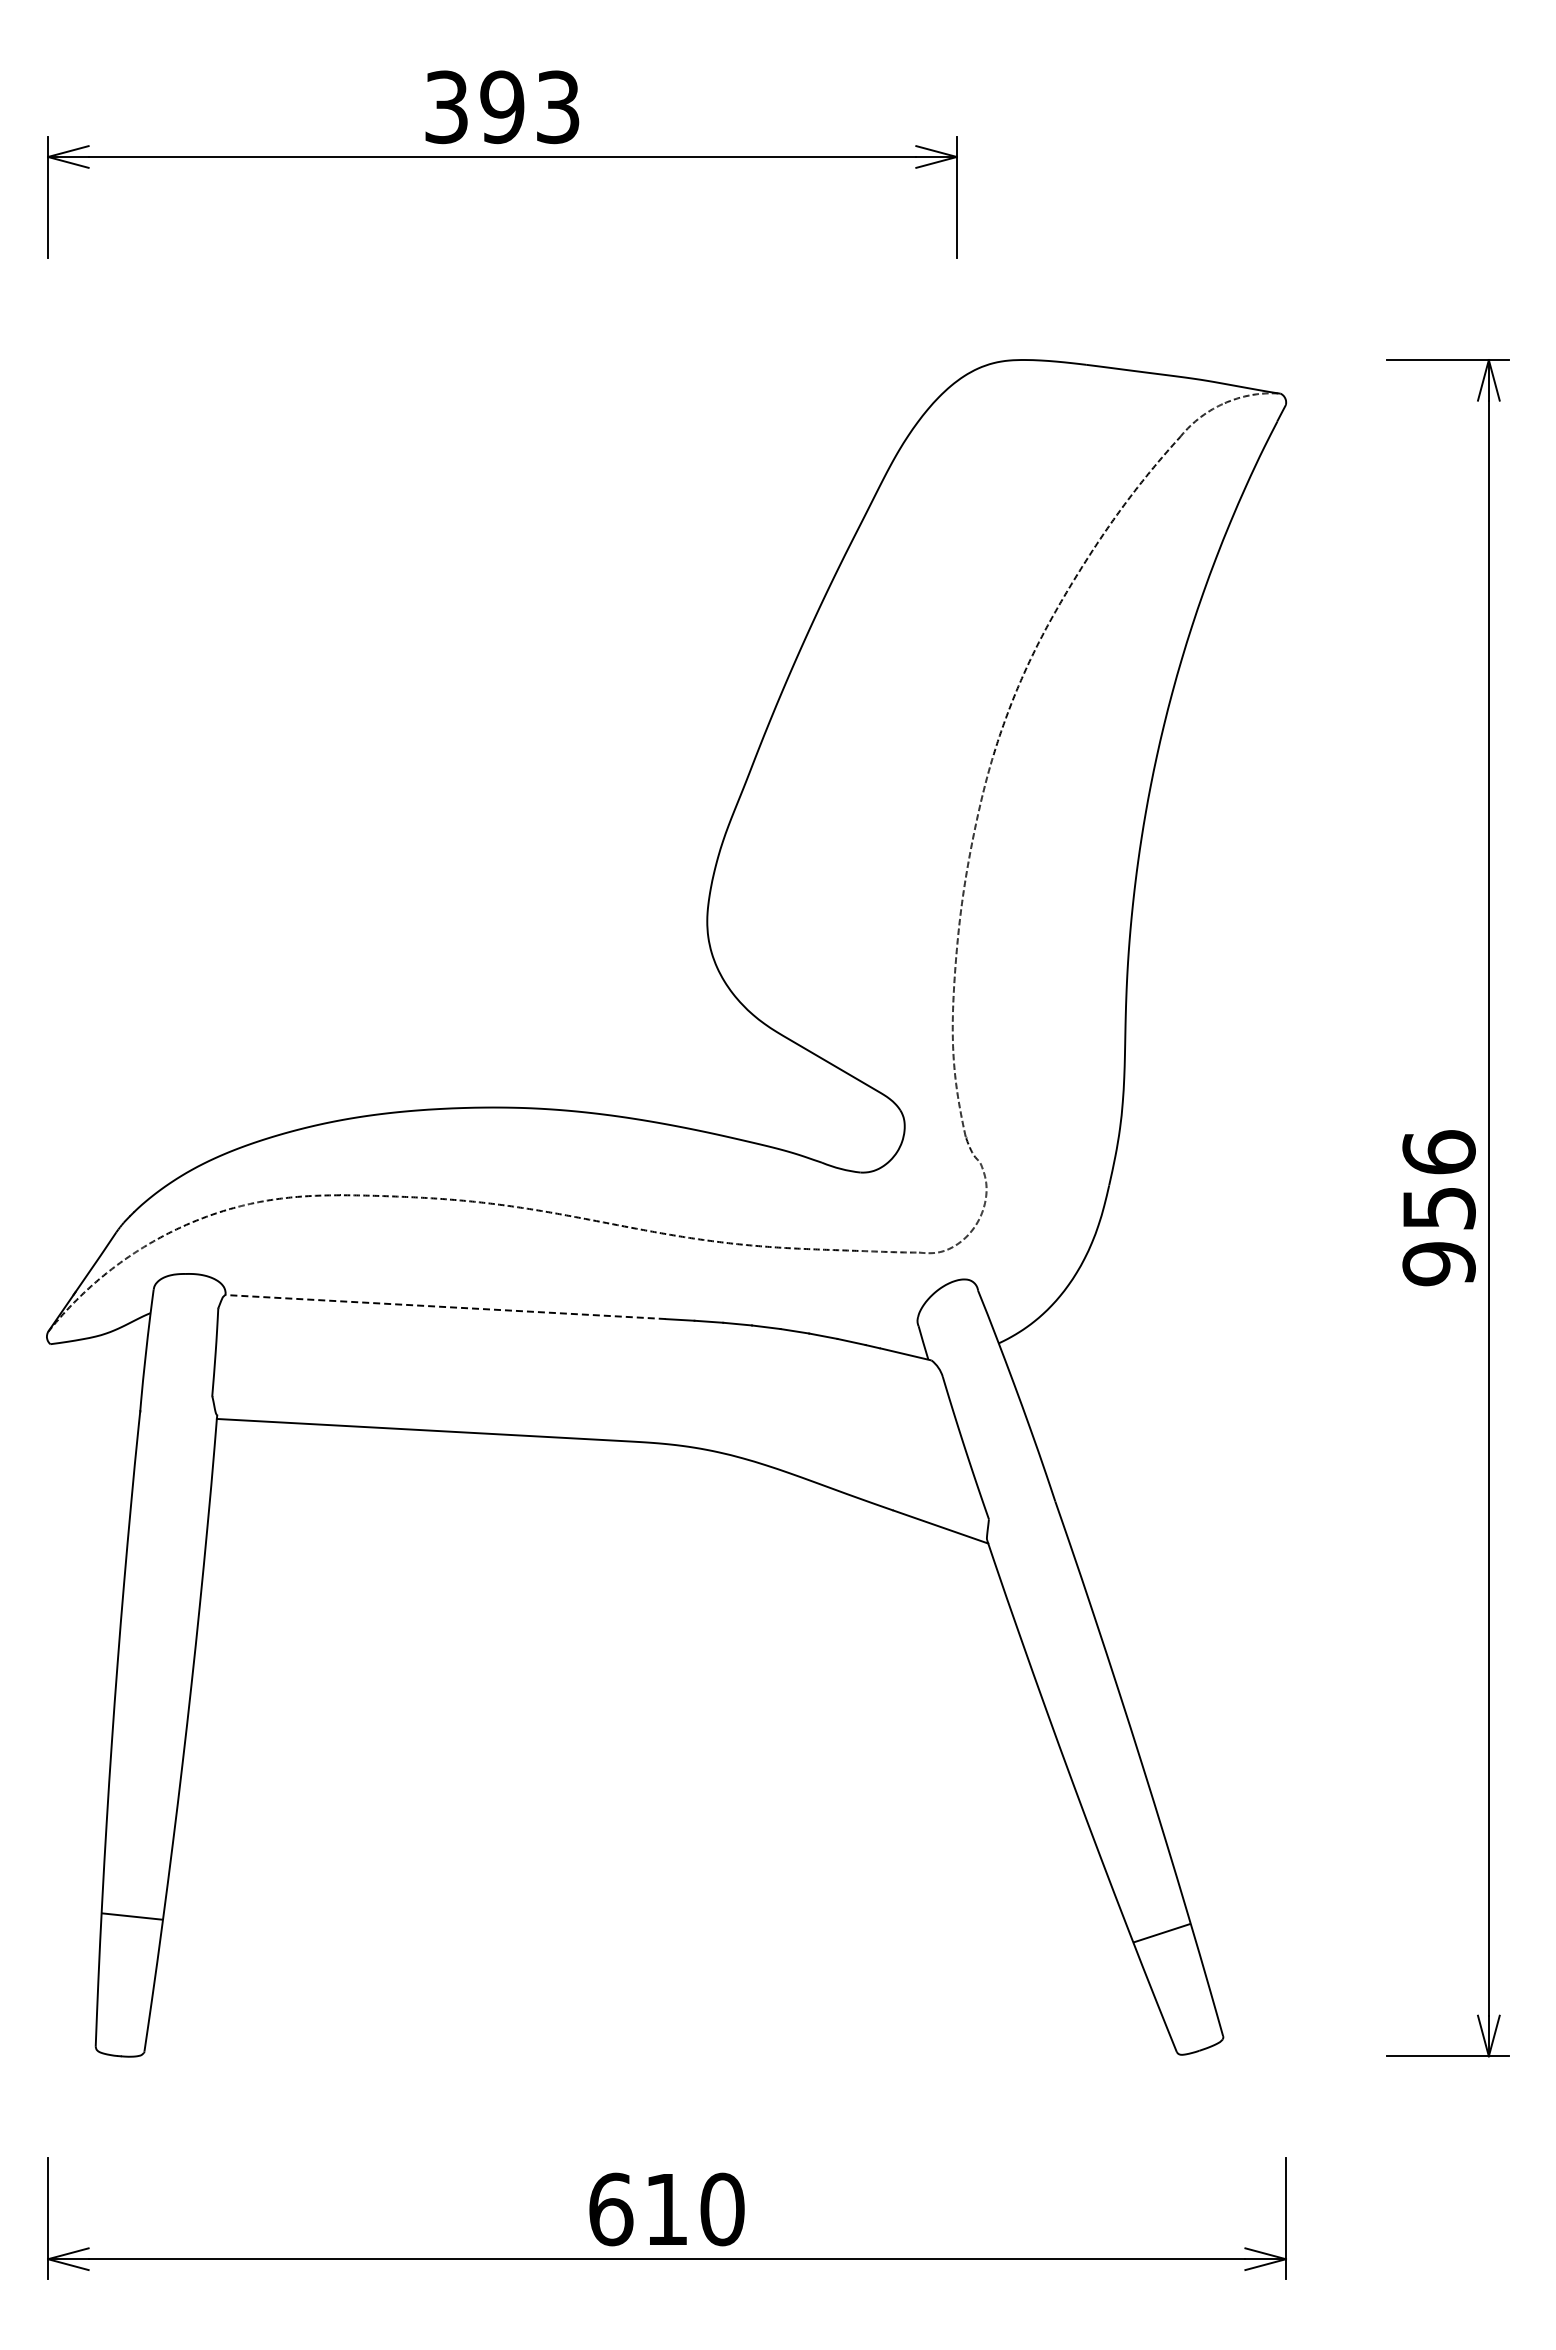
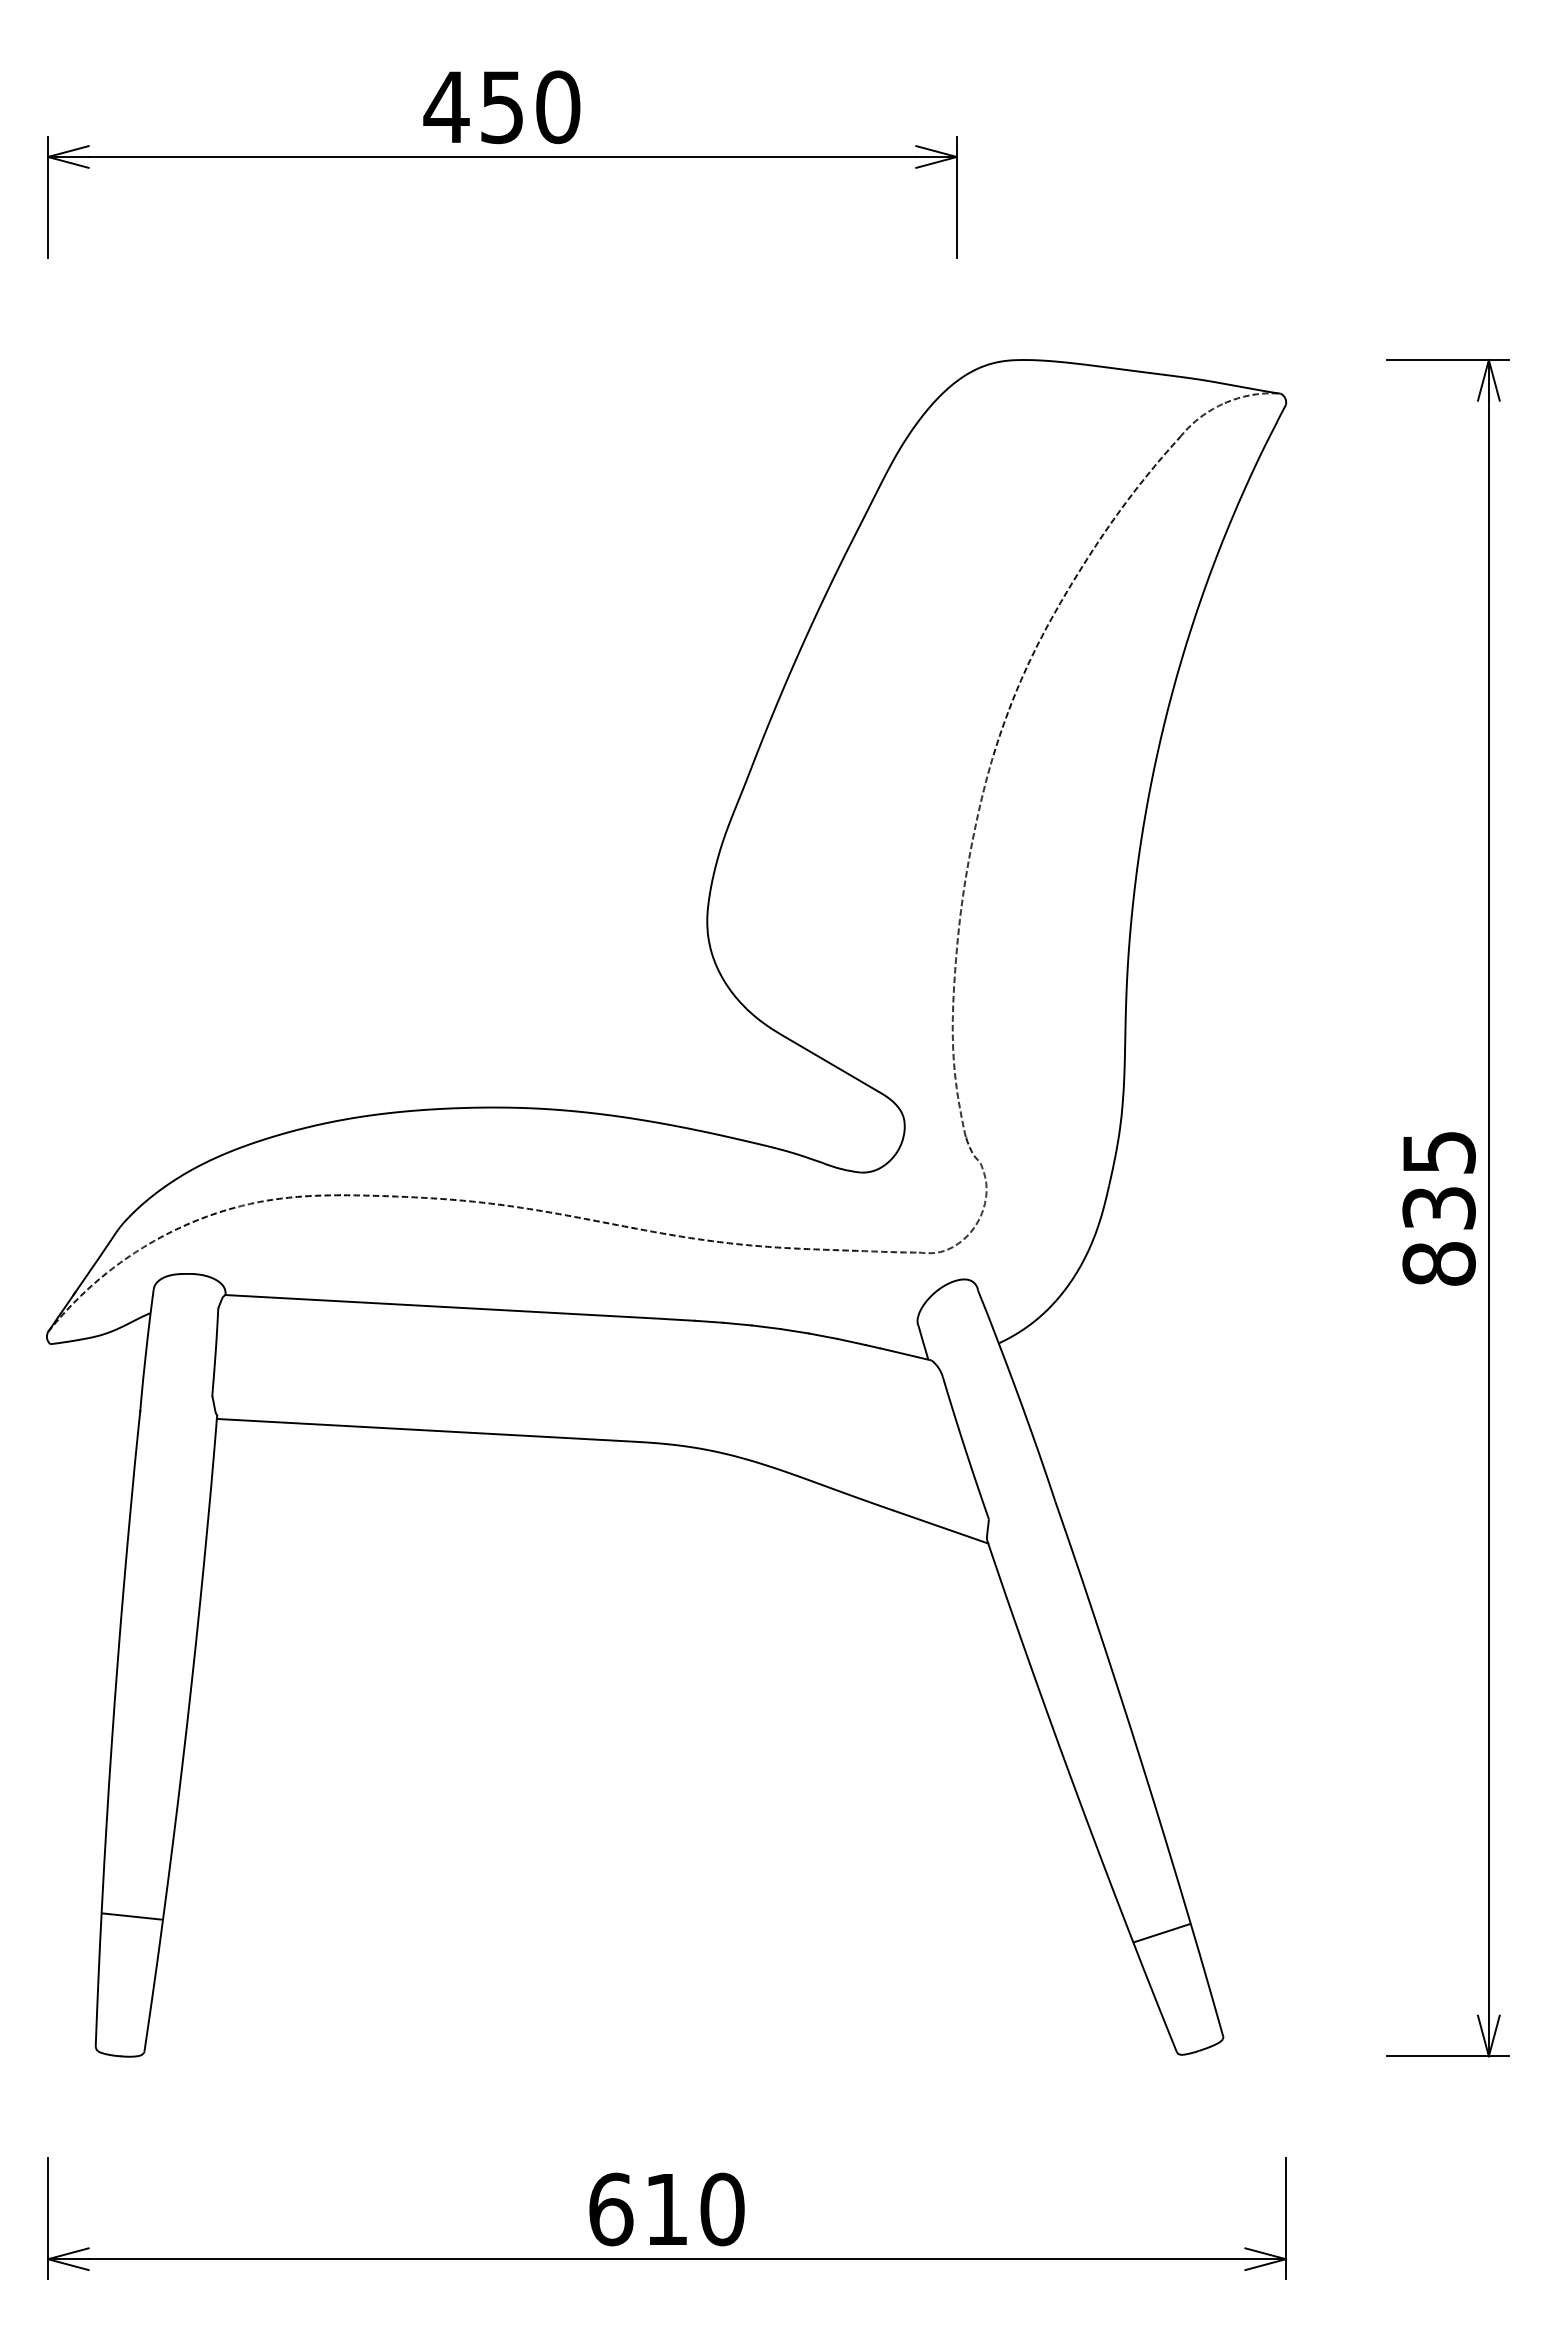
text: 393 -> 450 (501, 107)
text: 956 -> 835 (1438, 1208)
line: dashed -> solid (445, 1307)
